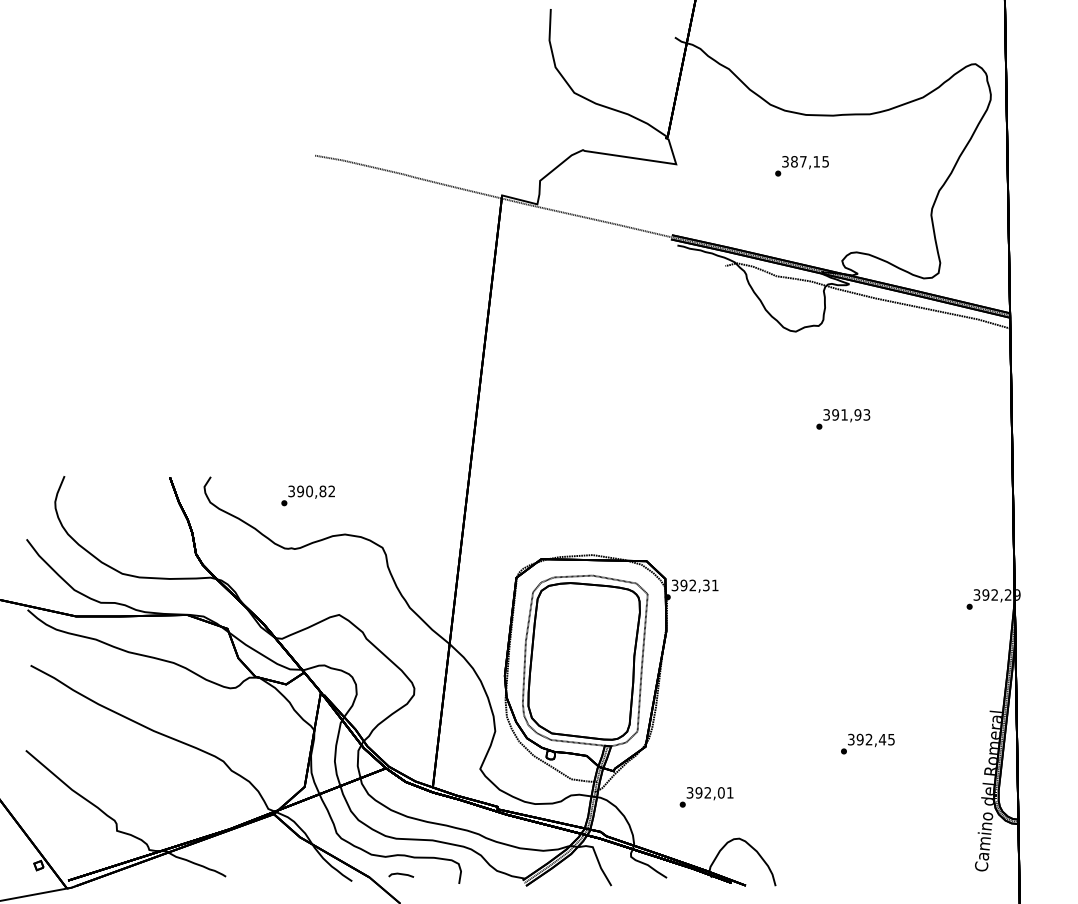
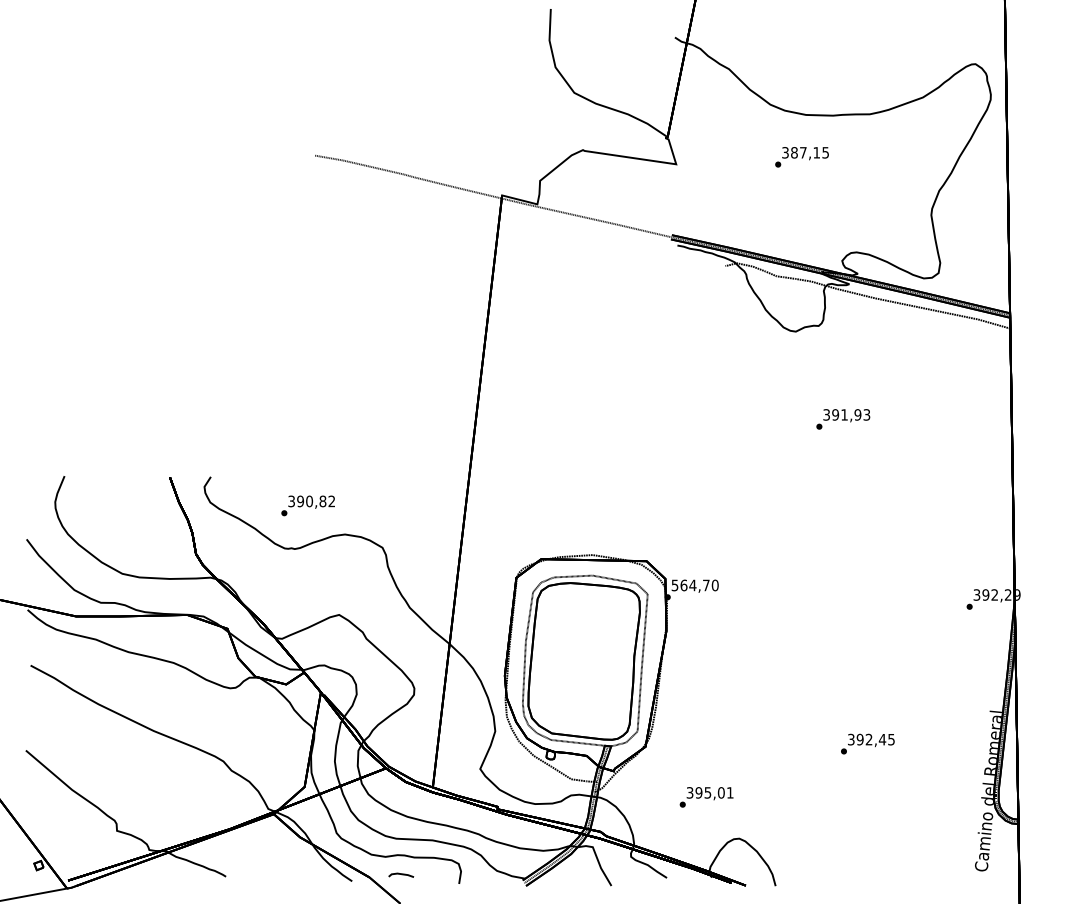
text position: (801, 166) -> (801, 157) (801, 157)
text position: (307, 495) -> (307, 505) (307, 505)
text: 392,31 -> 564,70 (695, 585)
text: 392,01 -> 395,01 (707, 792)
